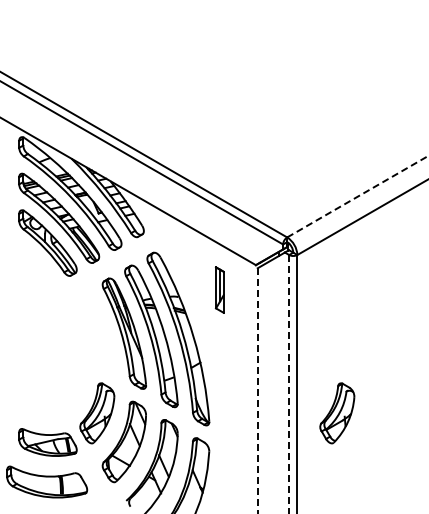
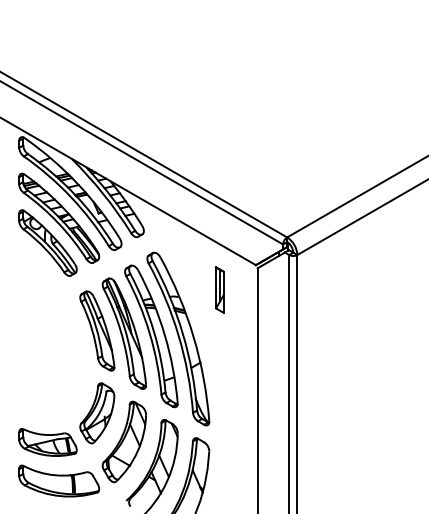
line: dashed -> solid (358, 196)
part: none -> present (97, 330)
line: dashed -> solid (289, 384)
line: dashed -> solid (257, 390)
part: present -> none (337, 413)
part position: (47, 481) -> (59, 480) (59, 480)
